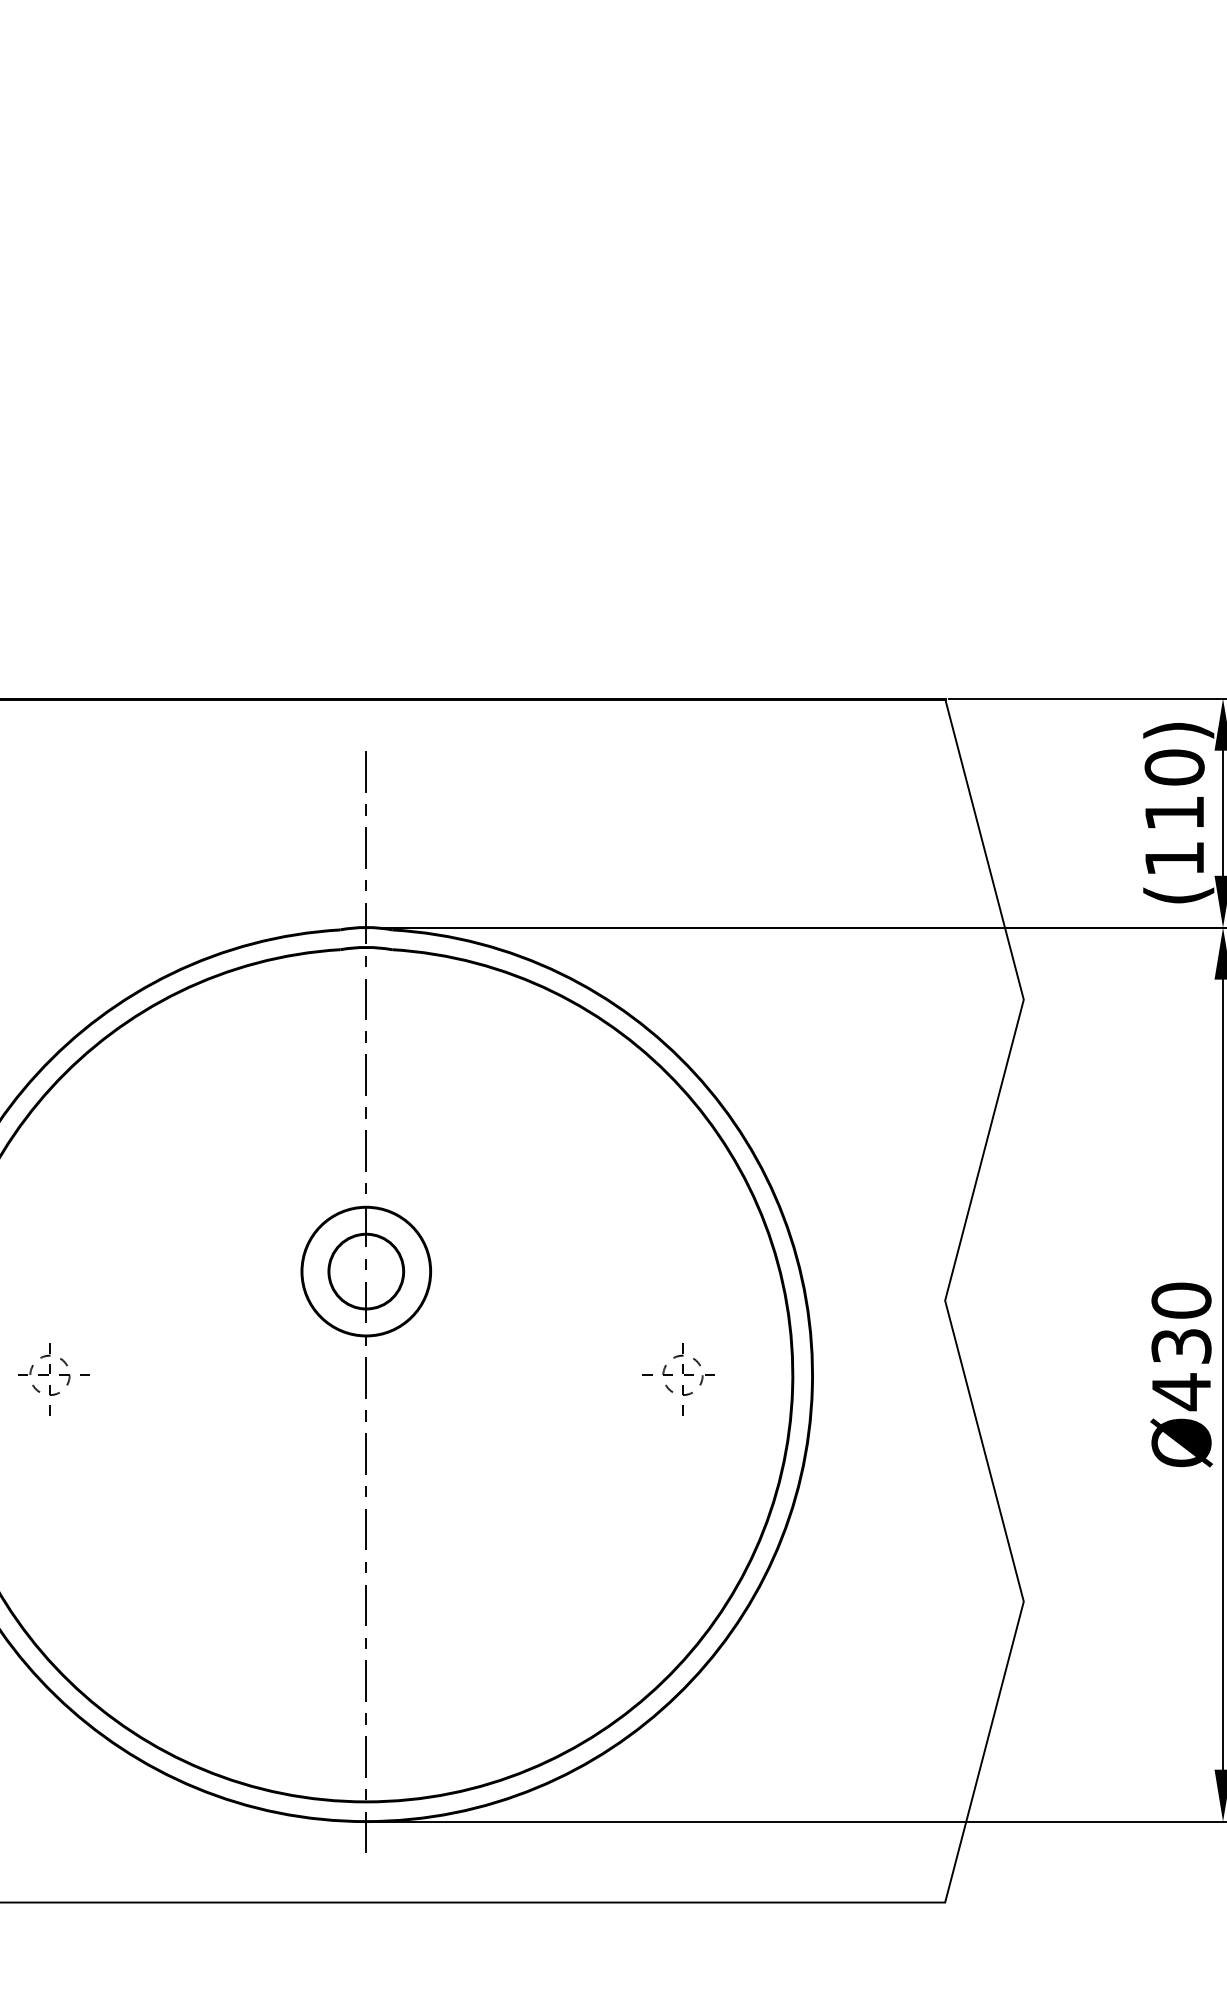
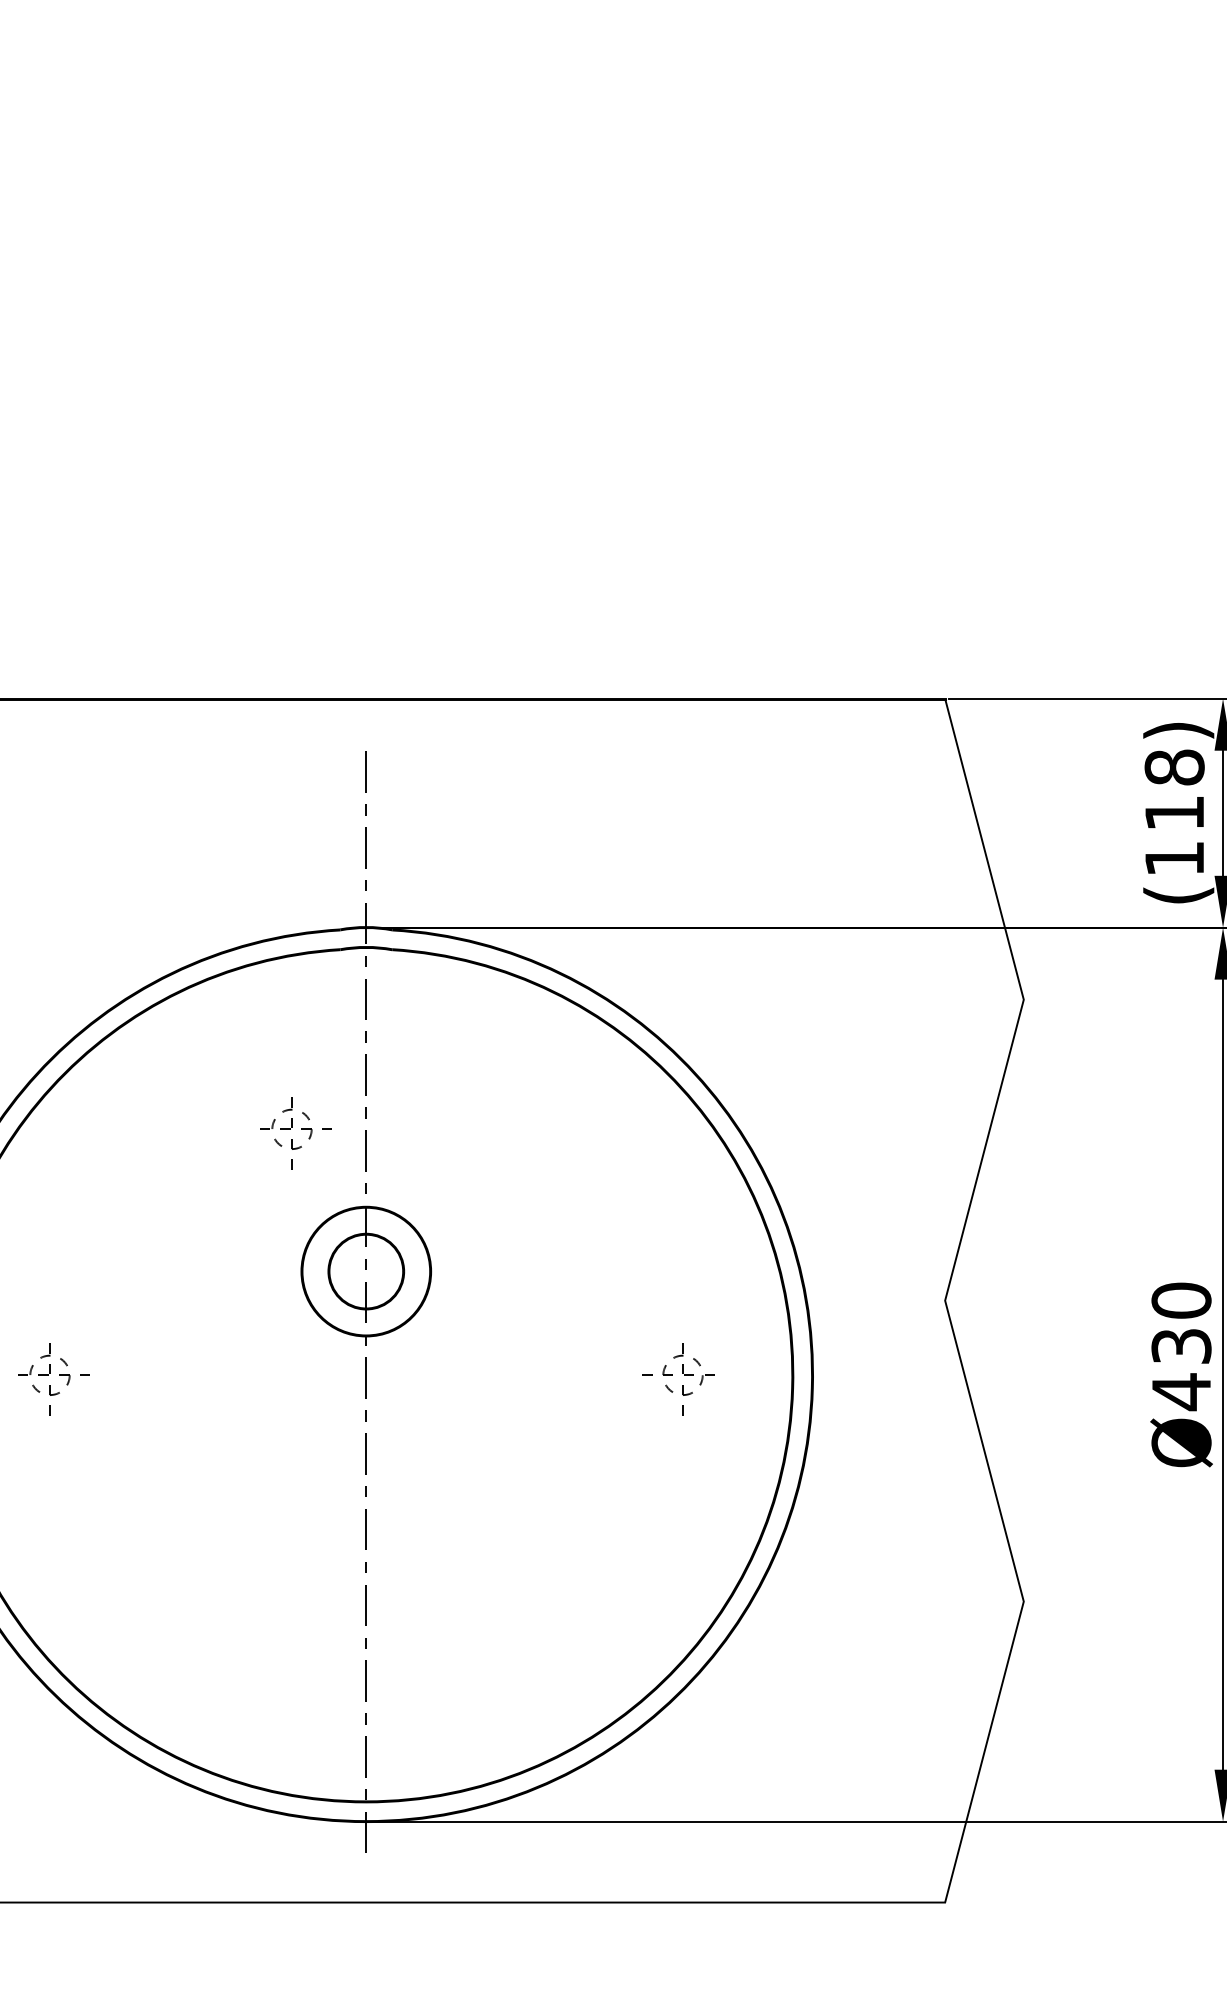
text: (110) -> (118) (1174, 767)
part: none -> present (290, 1129)
